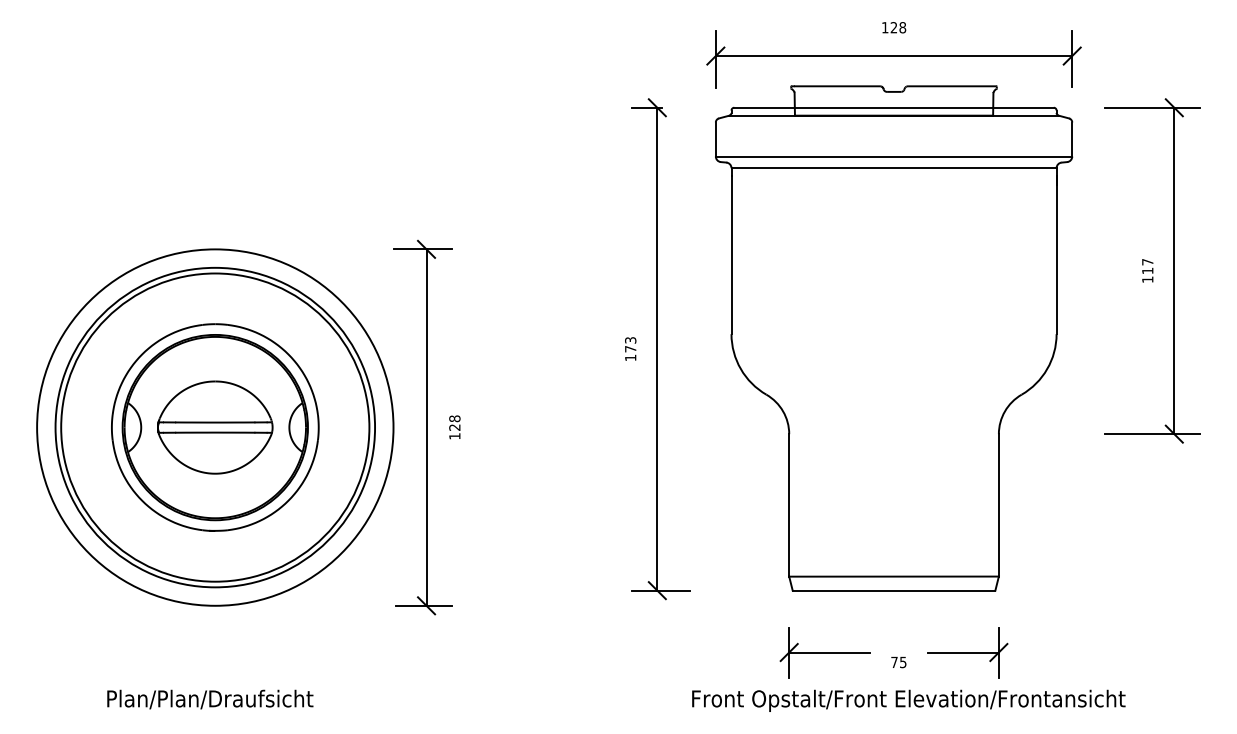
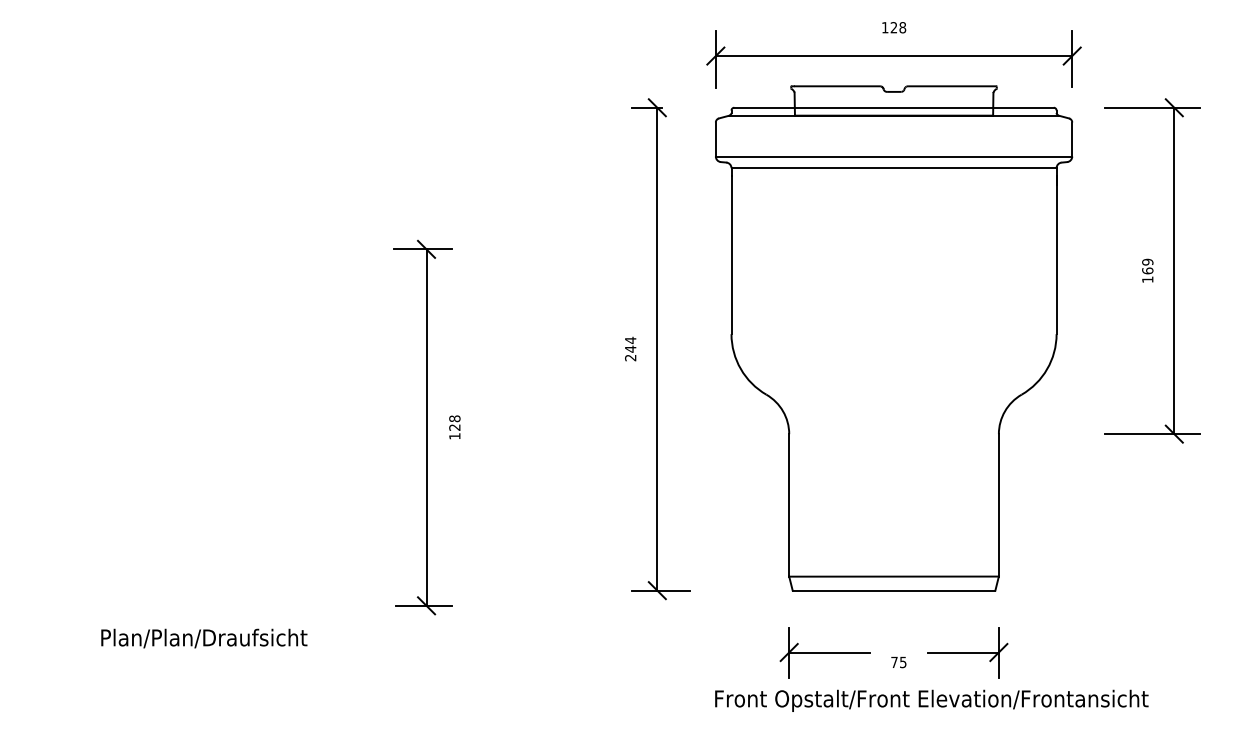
text: 117 -> 169 (1147, 266)
text: 173 -> 244 (630, 348)
part: present -> none (215, 427)
text position: (210, 699) -> (204, 638) (204, 638)
text position: (908, 700) -> (931, 700) (931, 700)
